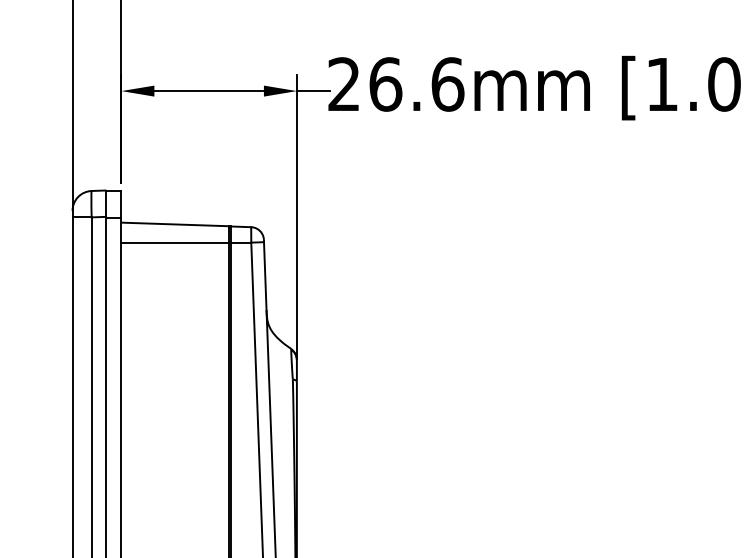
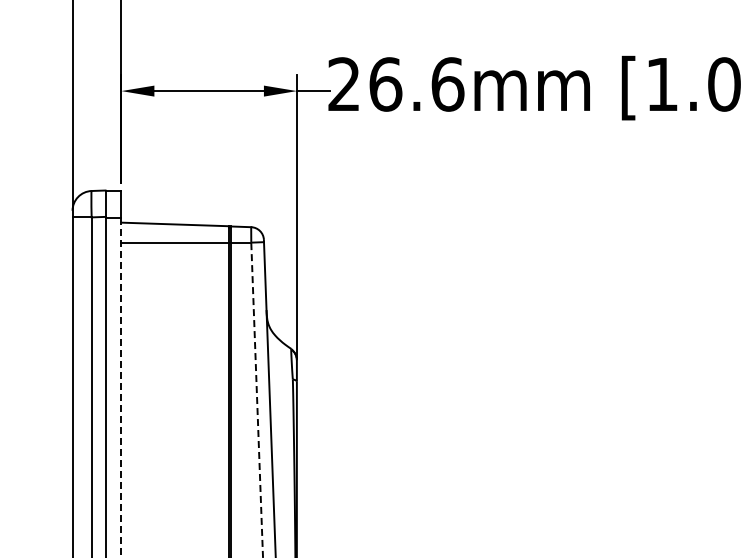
line: solid -> dashed (121, 387)
line: solid -> dashed (257, 399)
